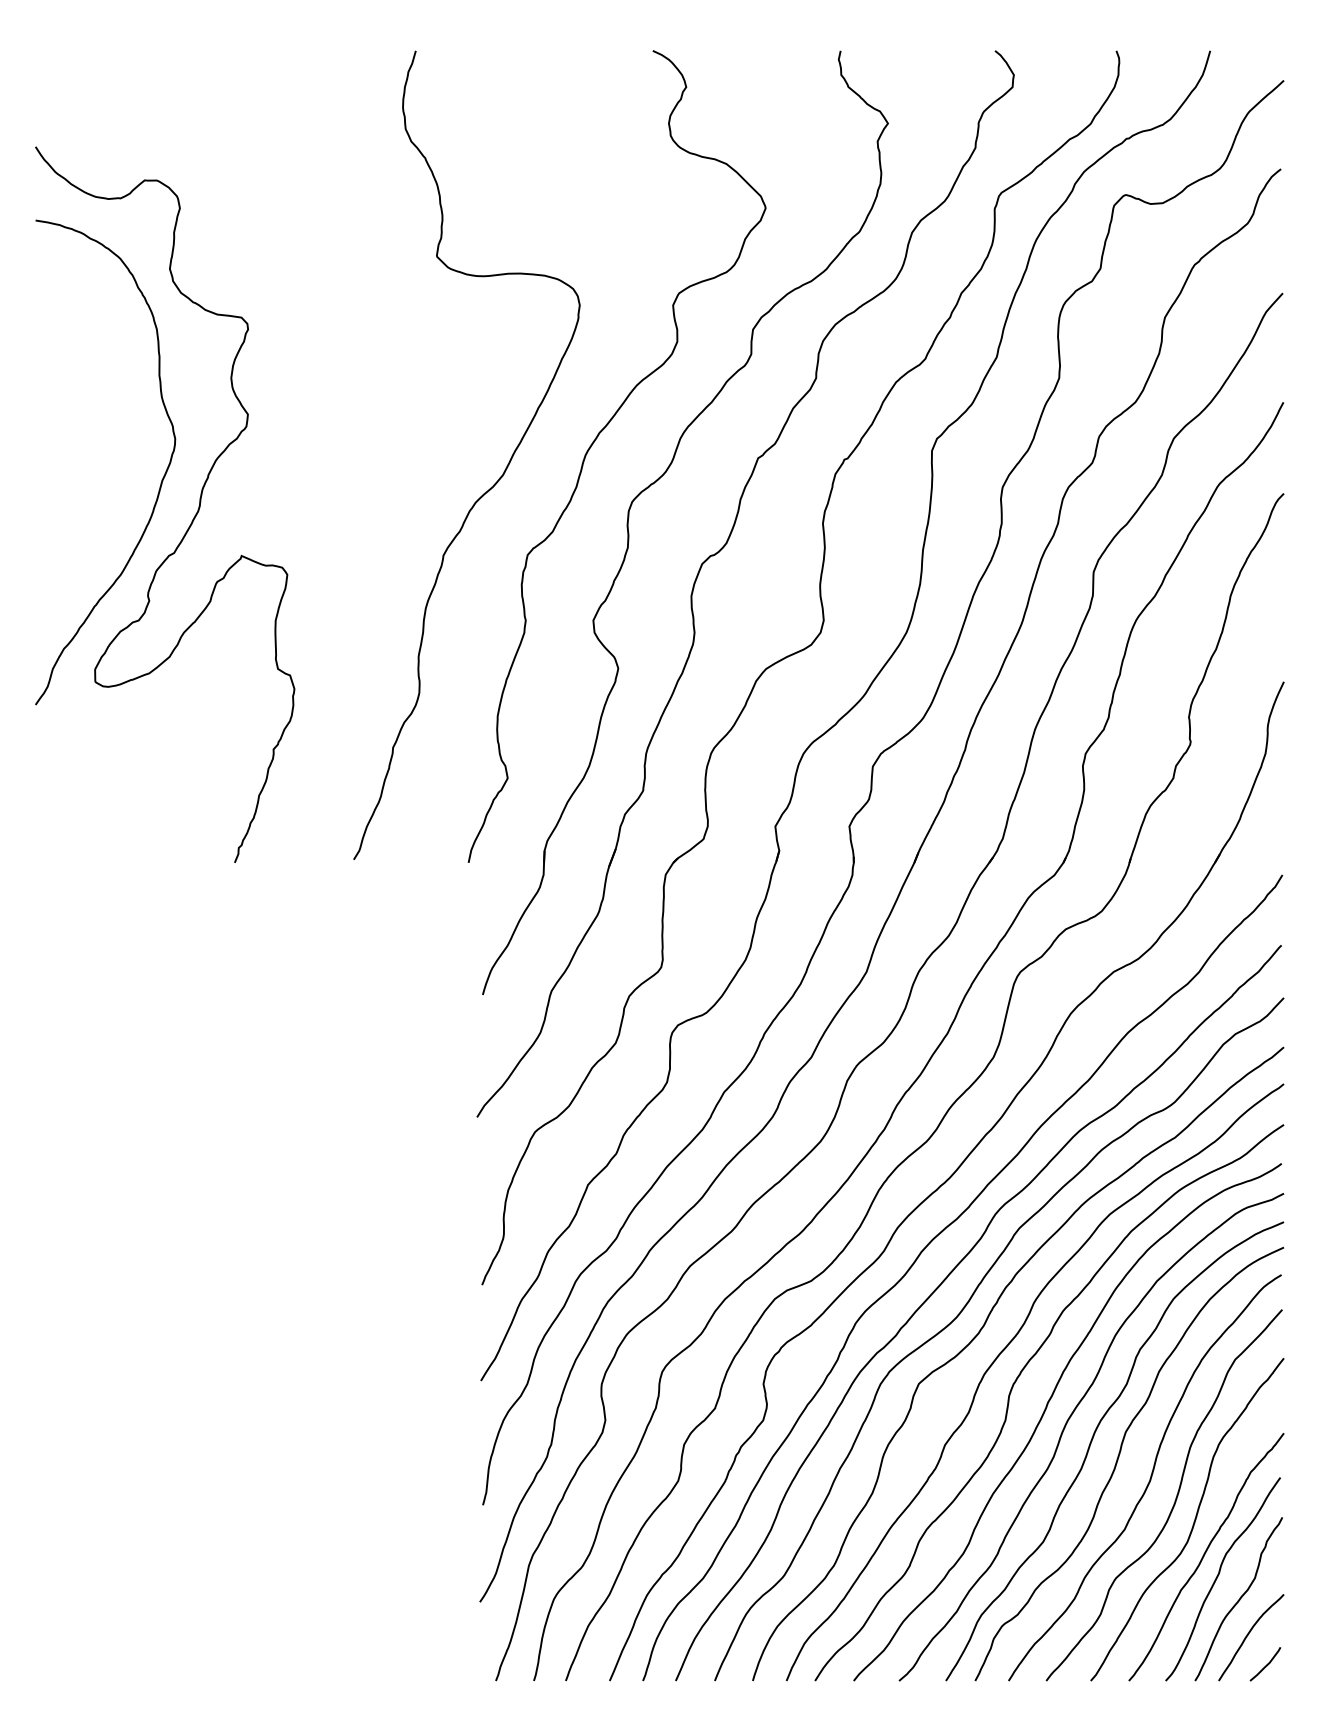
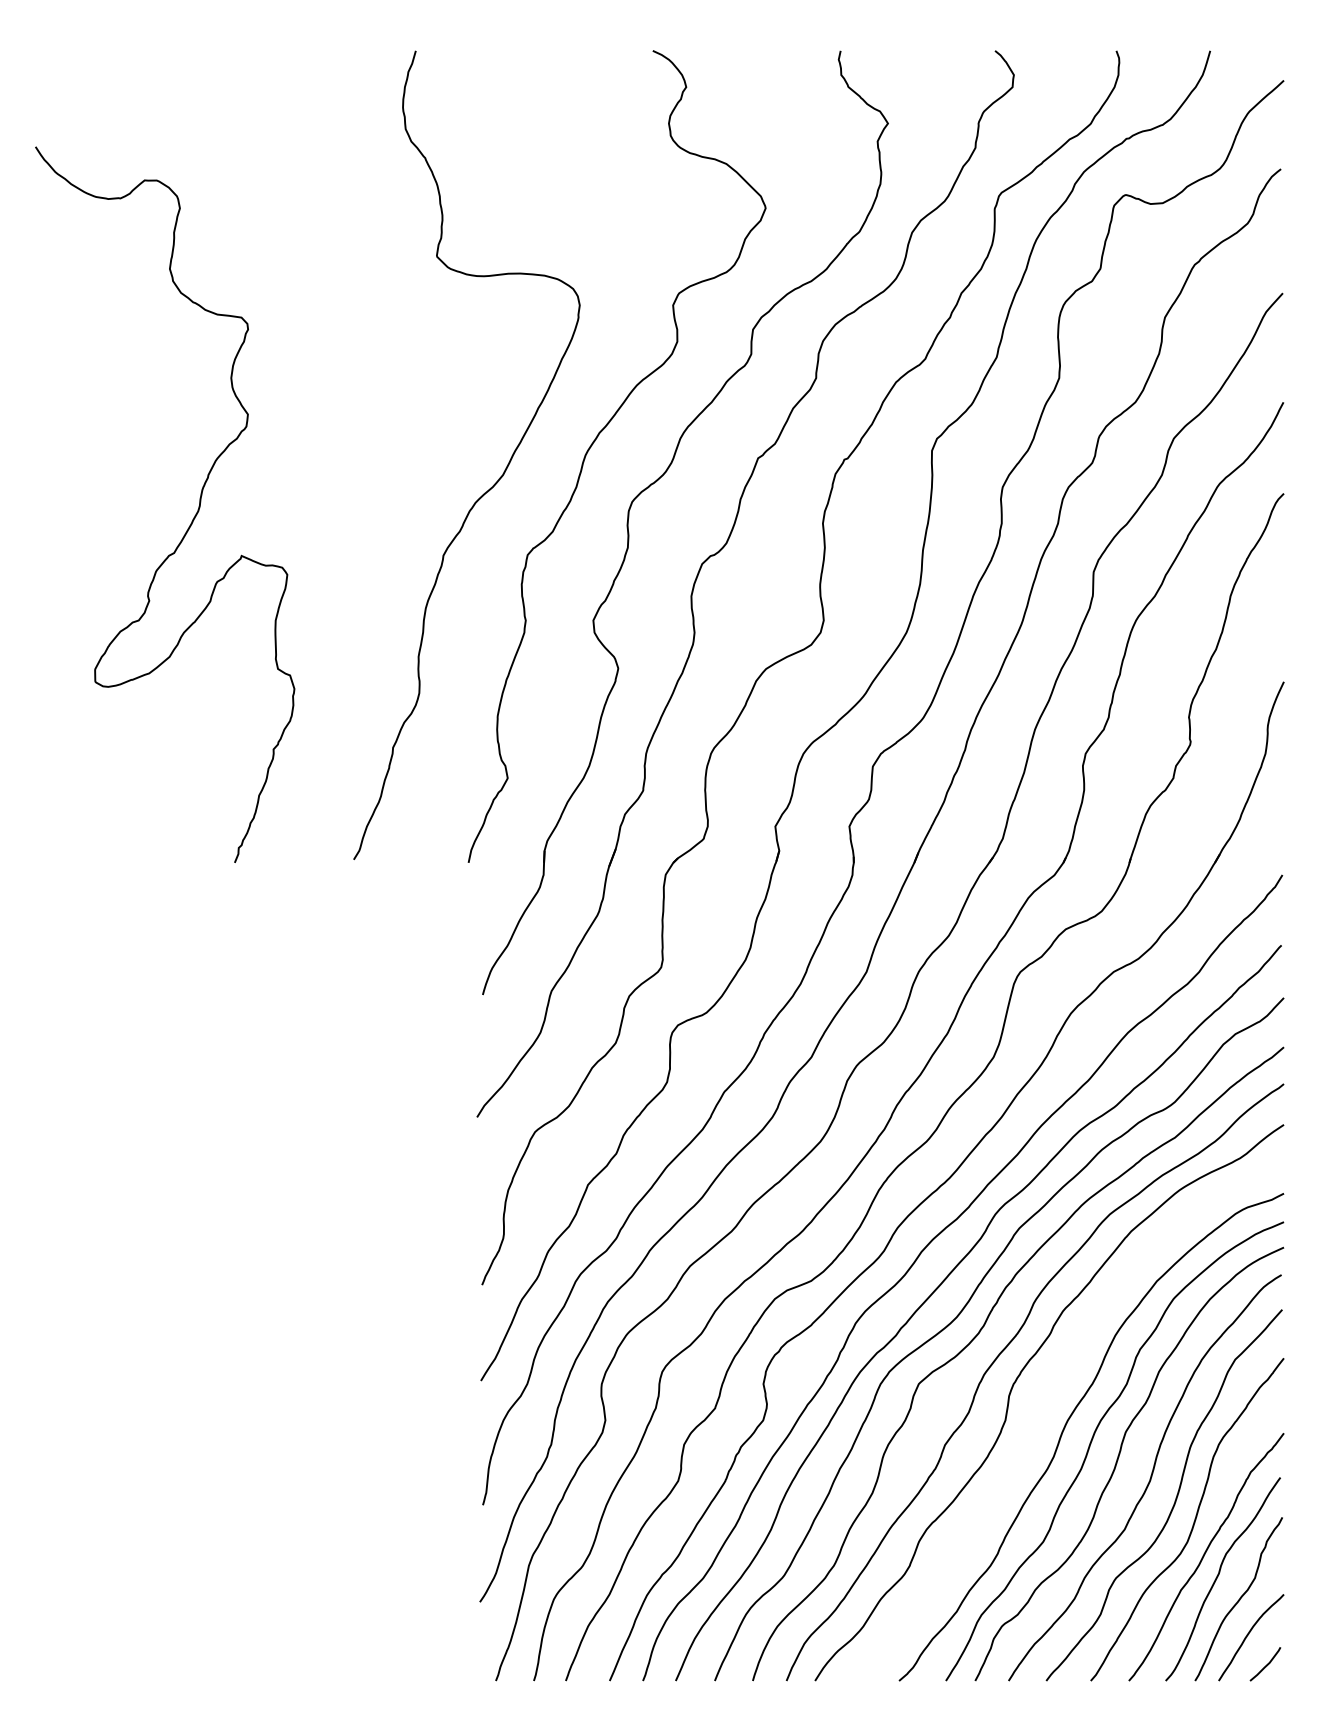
curve: present -> none (161, 479)
curve: present -> none (1045, 1412)
